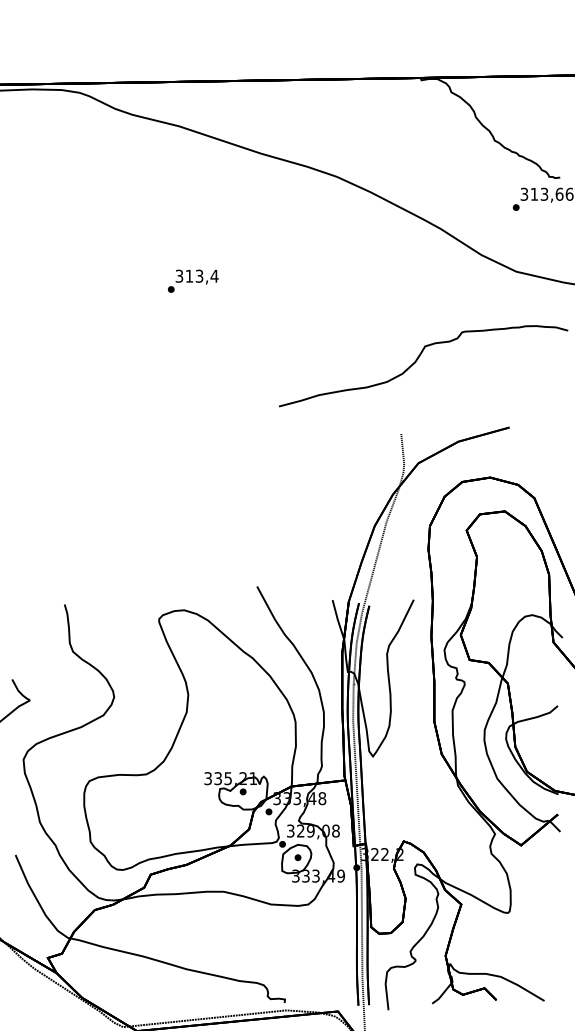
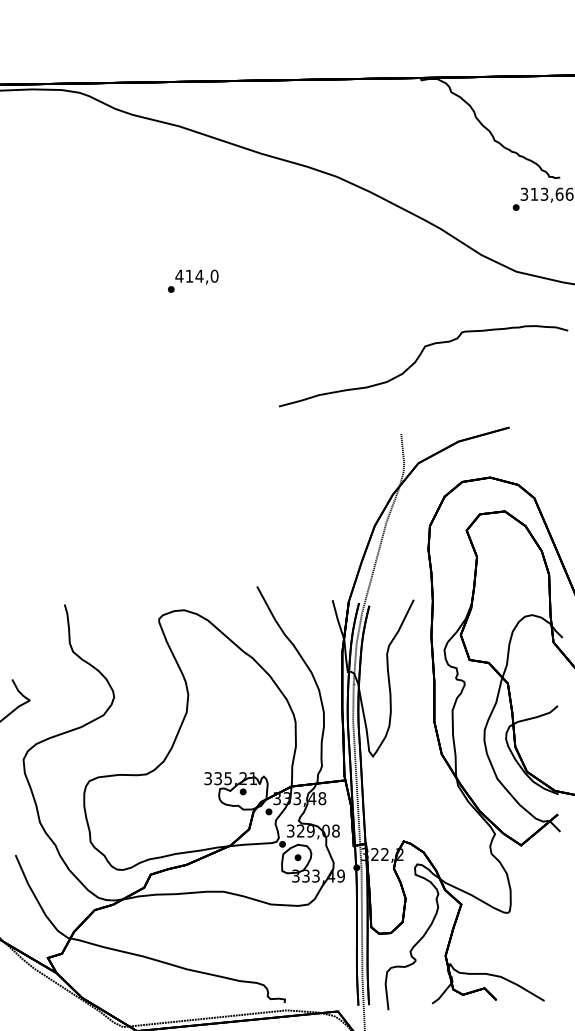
text: 313,4 -> 414,0 (196, 275)
